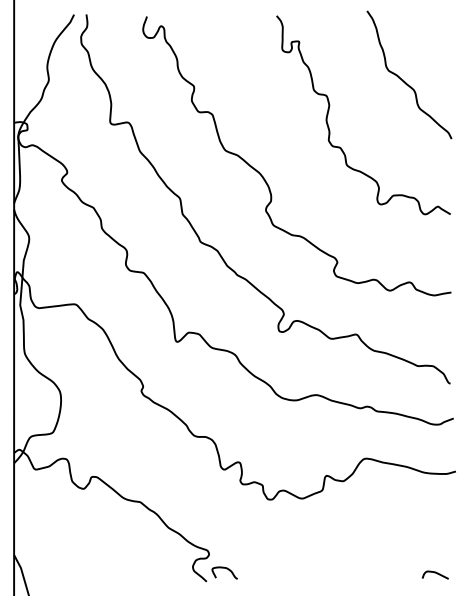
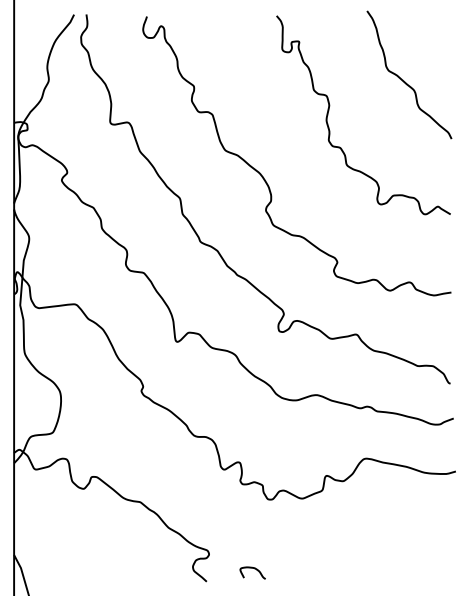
curve position: (226, 569) -> (254, 569) (254, 569)
curve: present -> none (435, 573)
